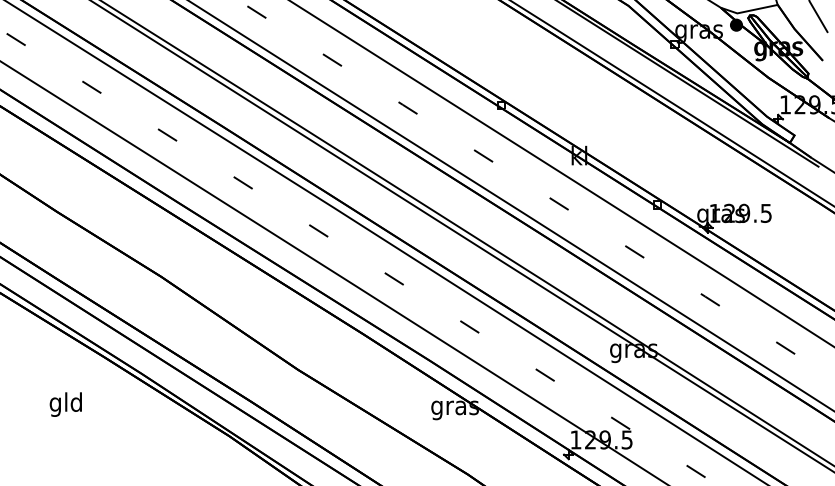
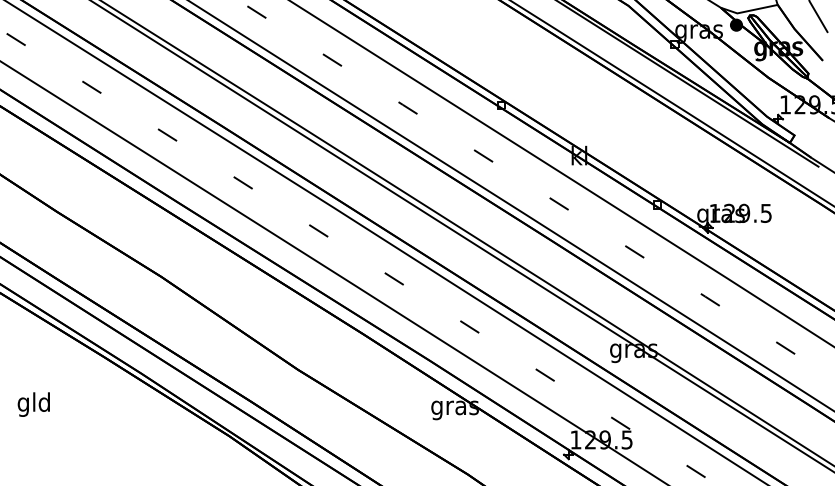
text position: (65, 404) -> (33, 404) (33, 404)
